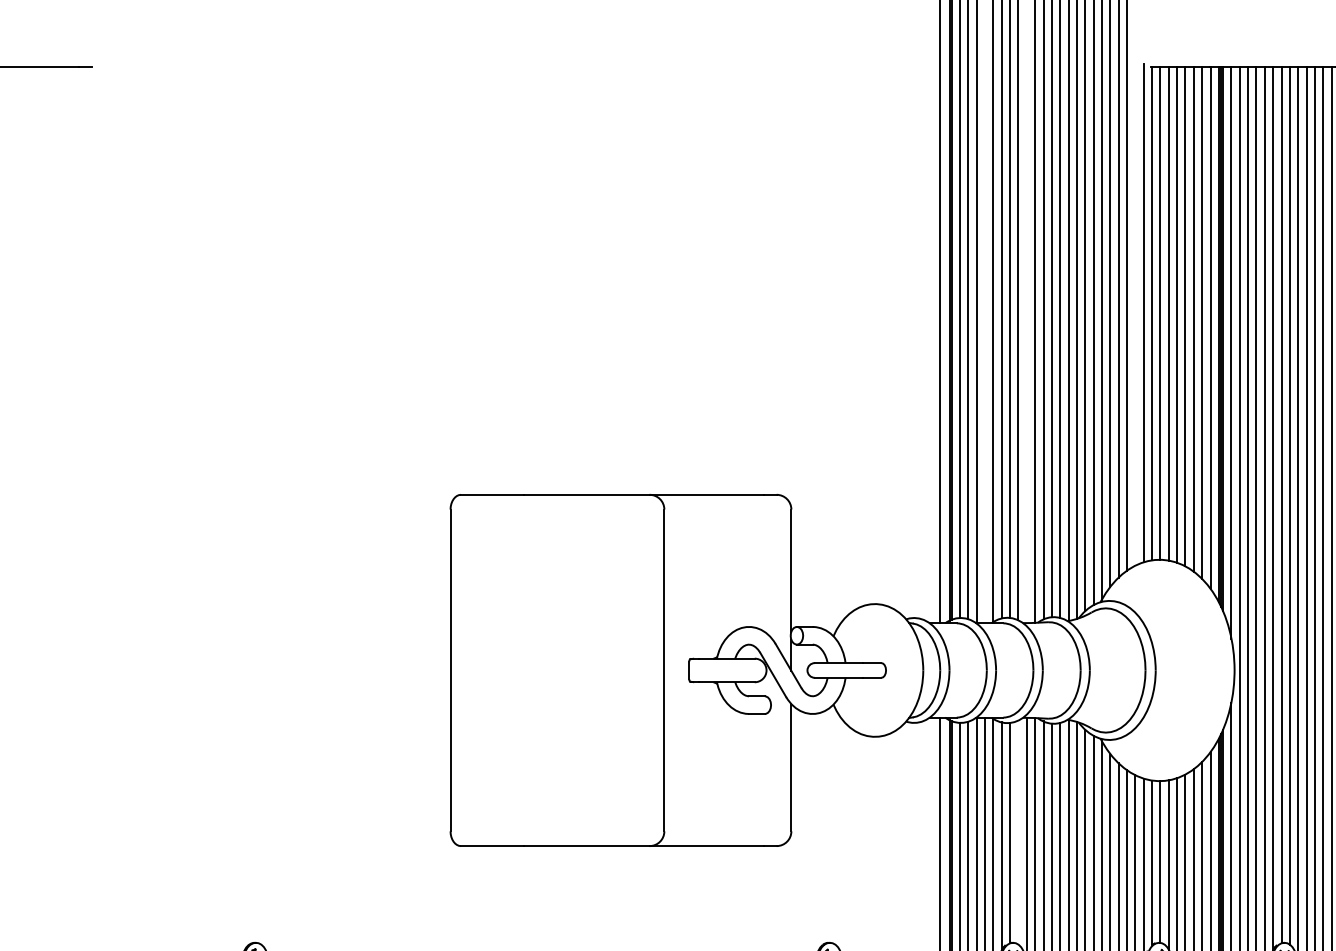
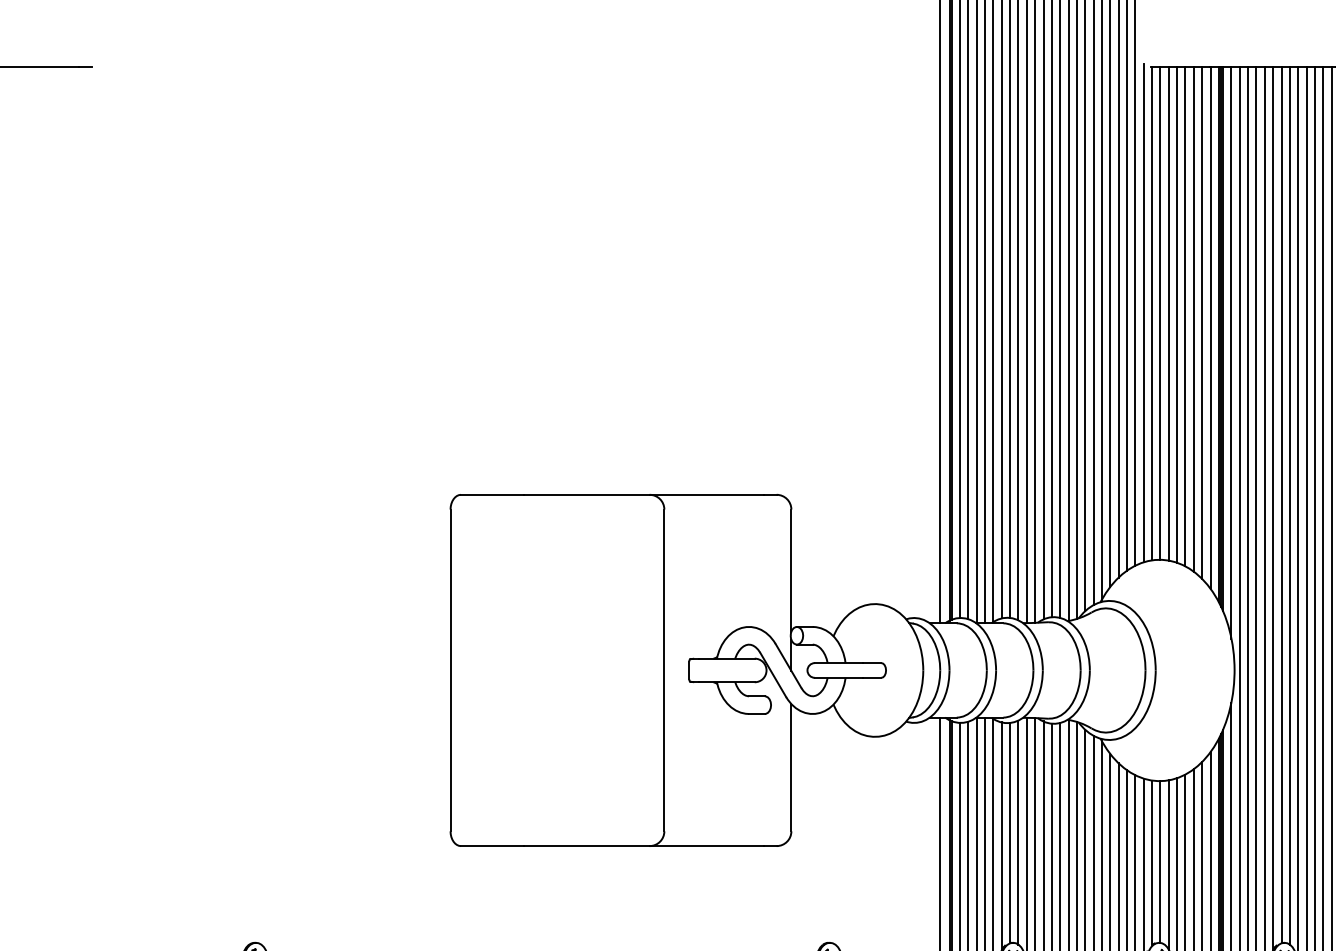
line: none -> present (1135, 283)
line: none -> present (985, 312)
line: none -> present (1026, 312)
line: none -> present (1018, 832)
